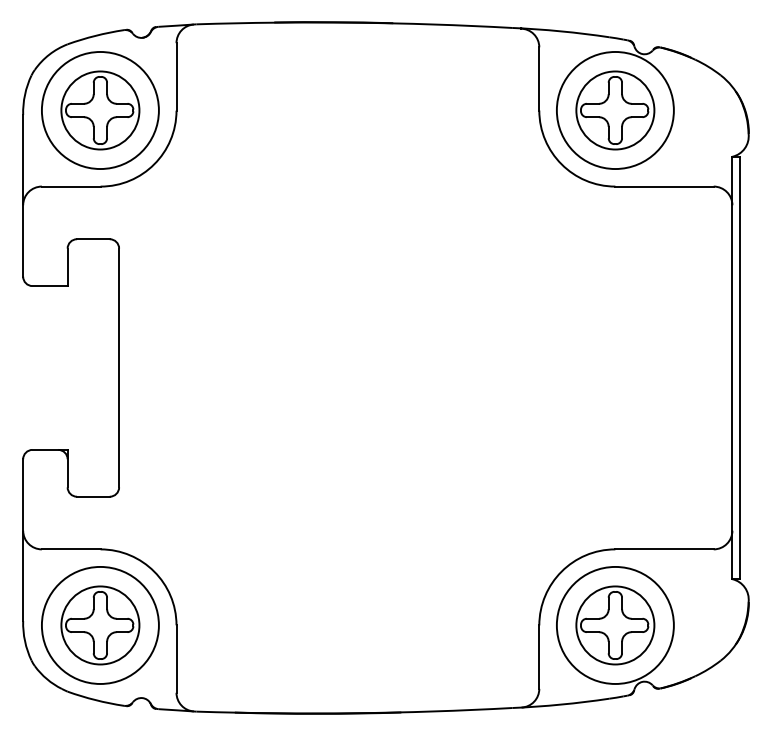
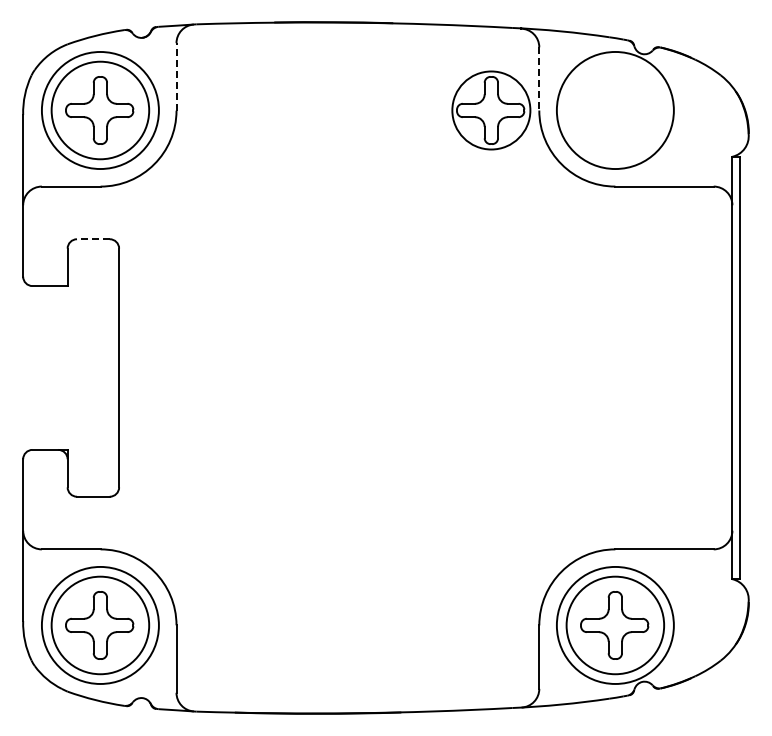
line: solid -> dashed (176, 76)
line: solid -> dashed (539, 78)
circle diameter: 78 px -> 98 px (100, 110)
part position: (615, 110) -> (491, 110) (491, 110)
line: solid -> dashed (92, 239)
circle diameter: 78 px -> 98 px (100, 625)
circle diameter: 78 px -> 98 px (615, 625)
